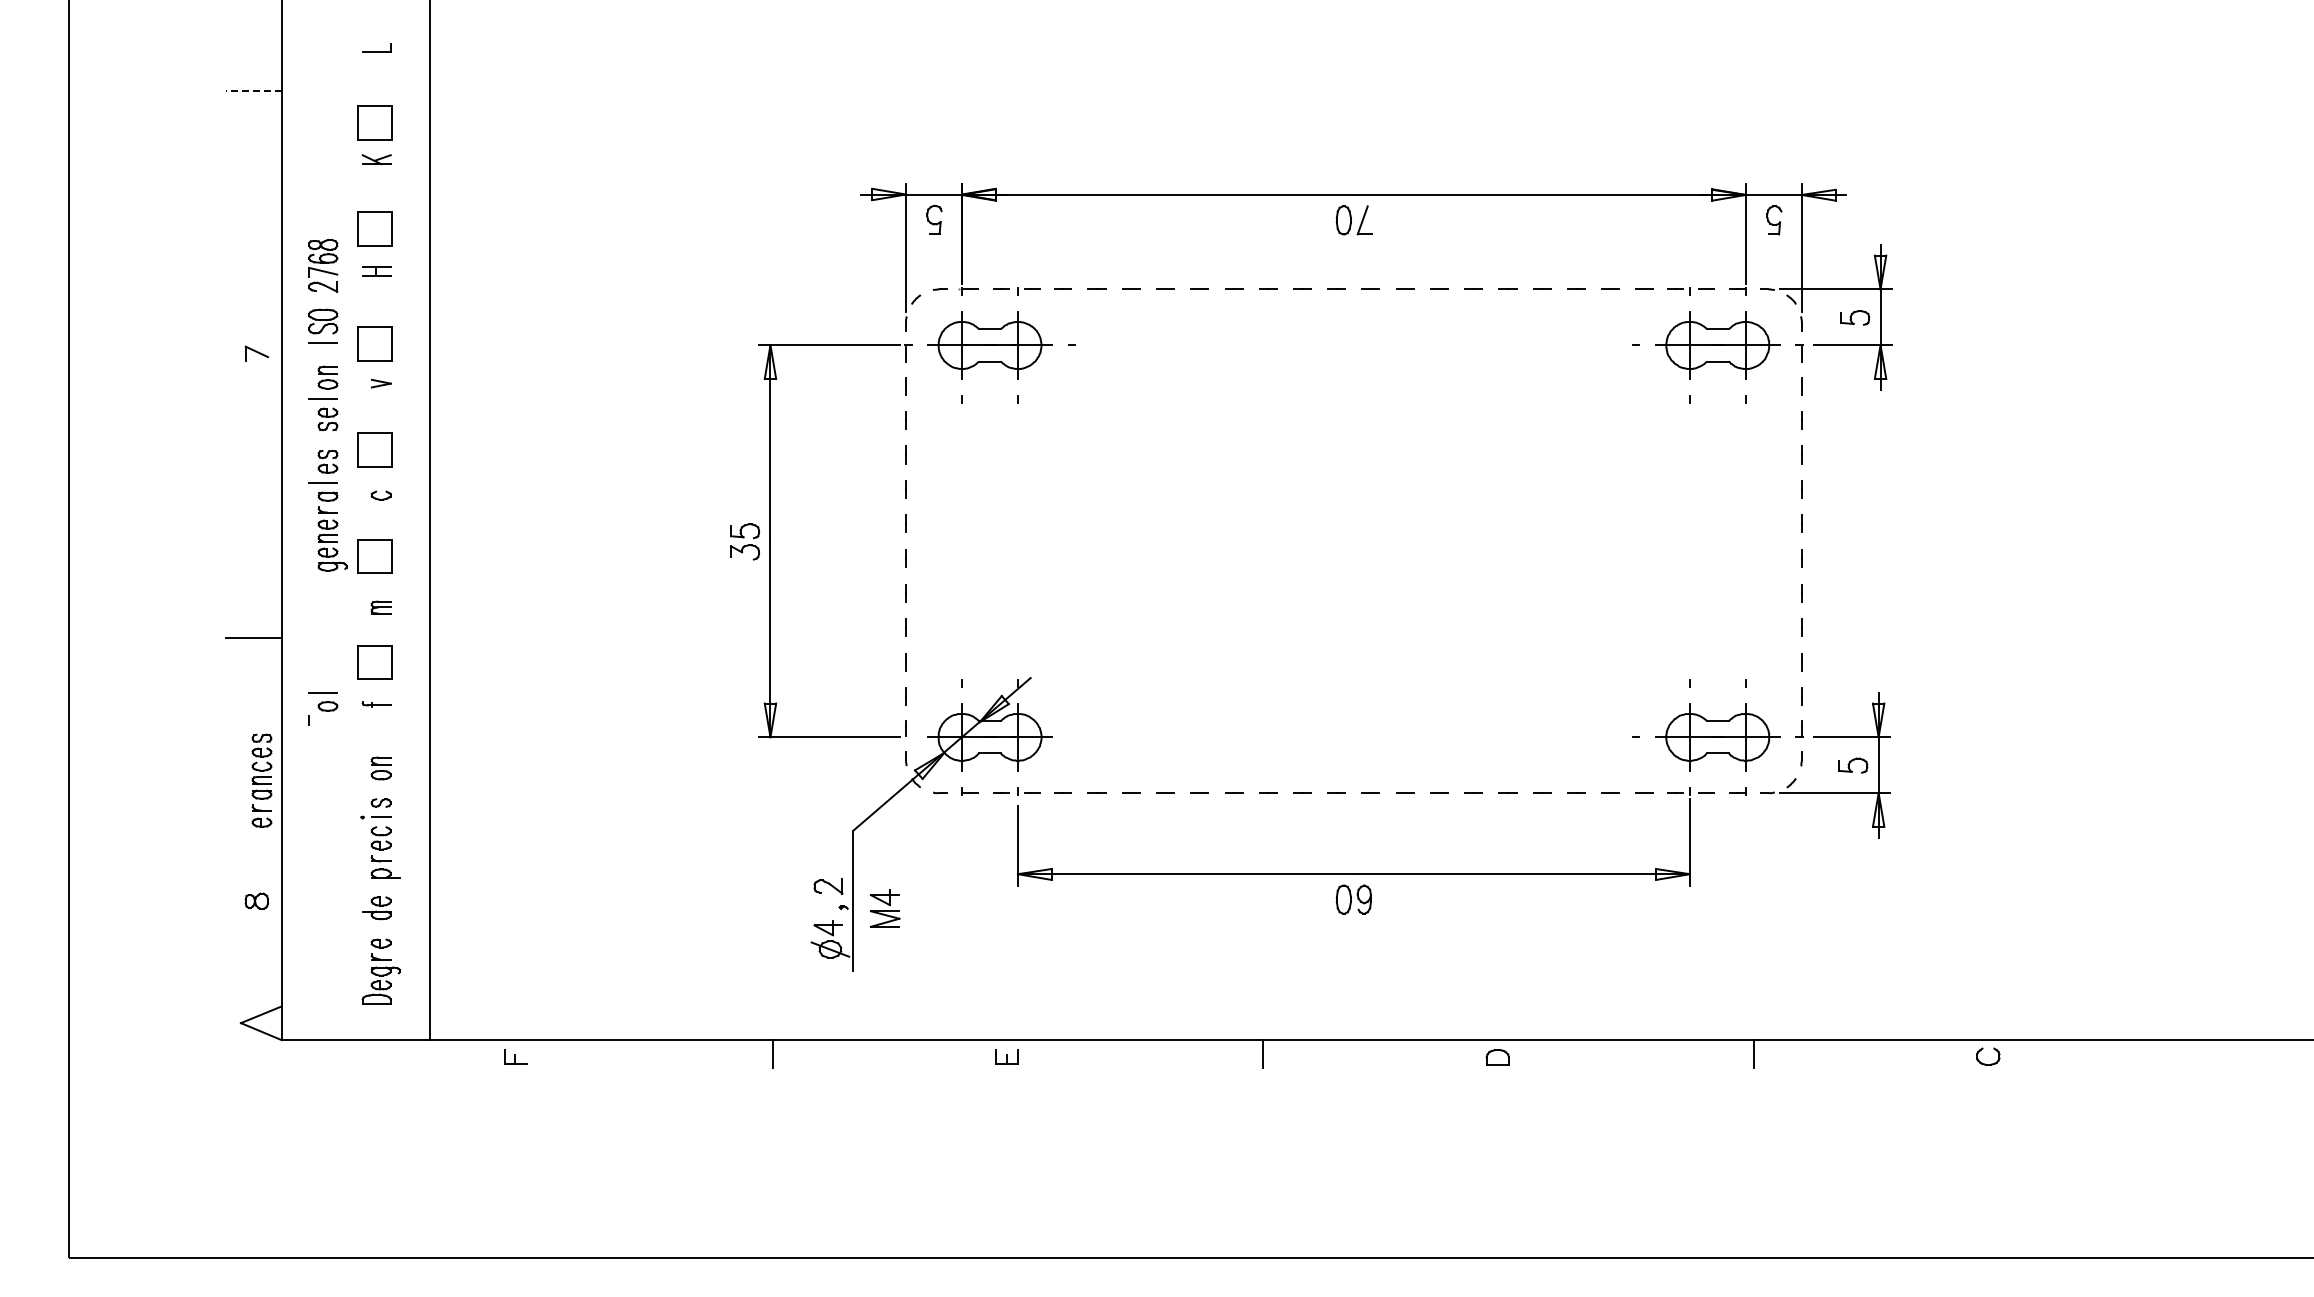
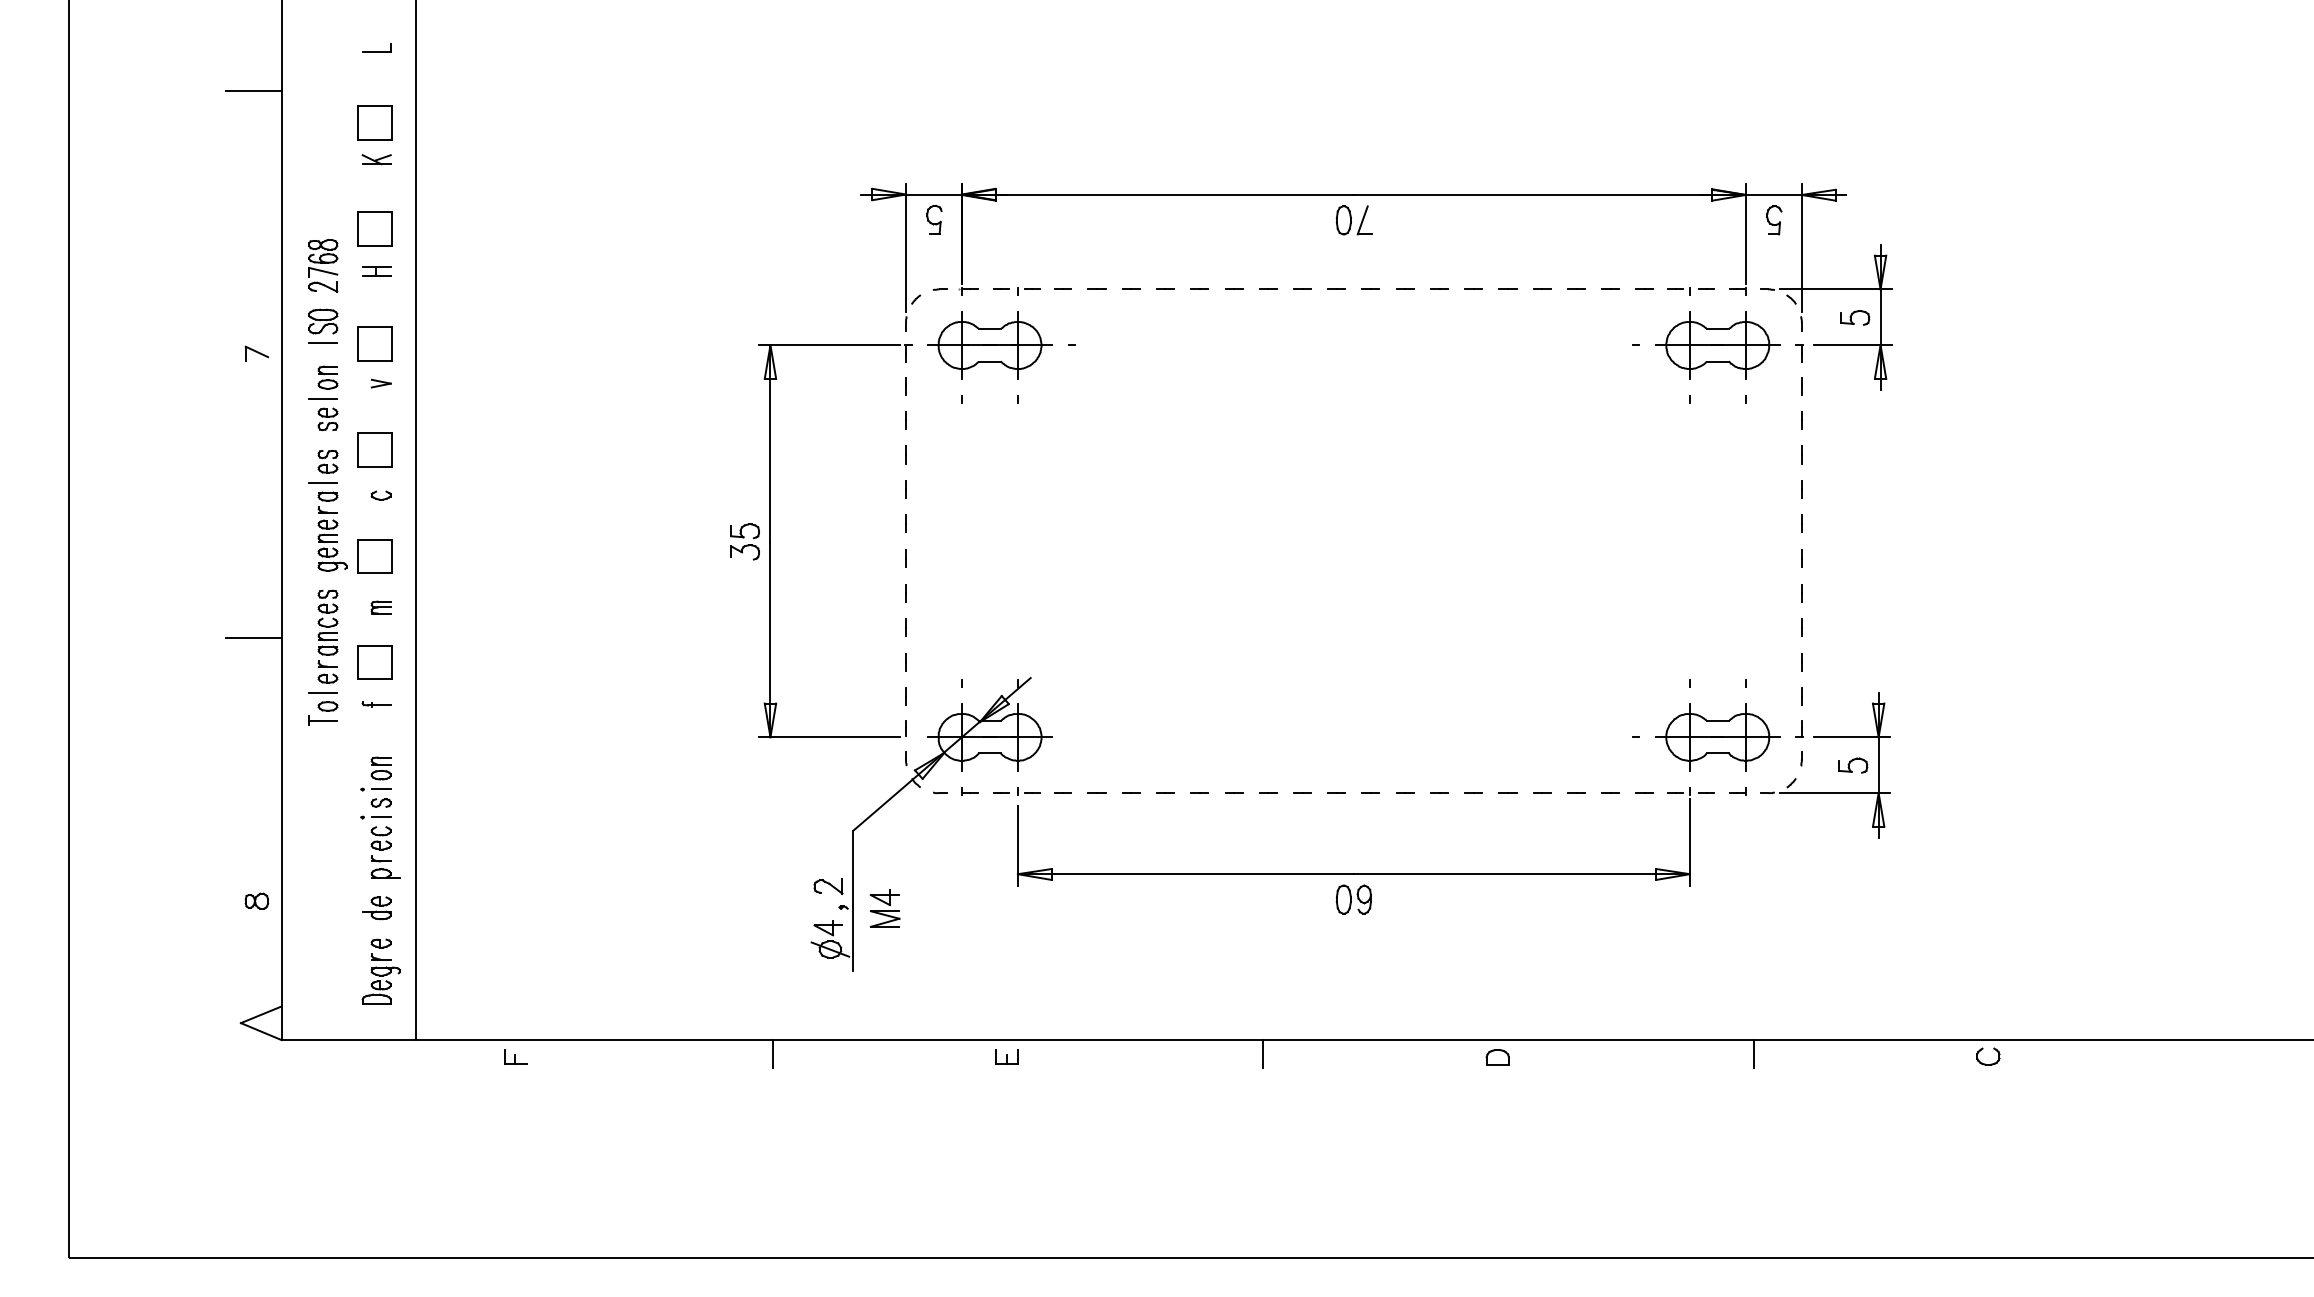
line: dashed -> solid (253, 91)
line position: (430, 521) -> (416, 521) (416, 521)
line: none -> present (323, 720)
part position: (261, 780) -> (327, 636) (327, 636)
part: none -> present (375, 789)
